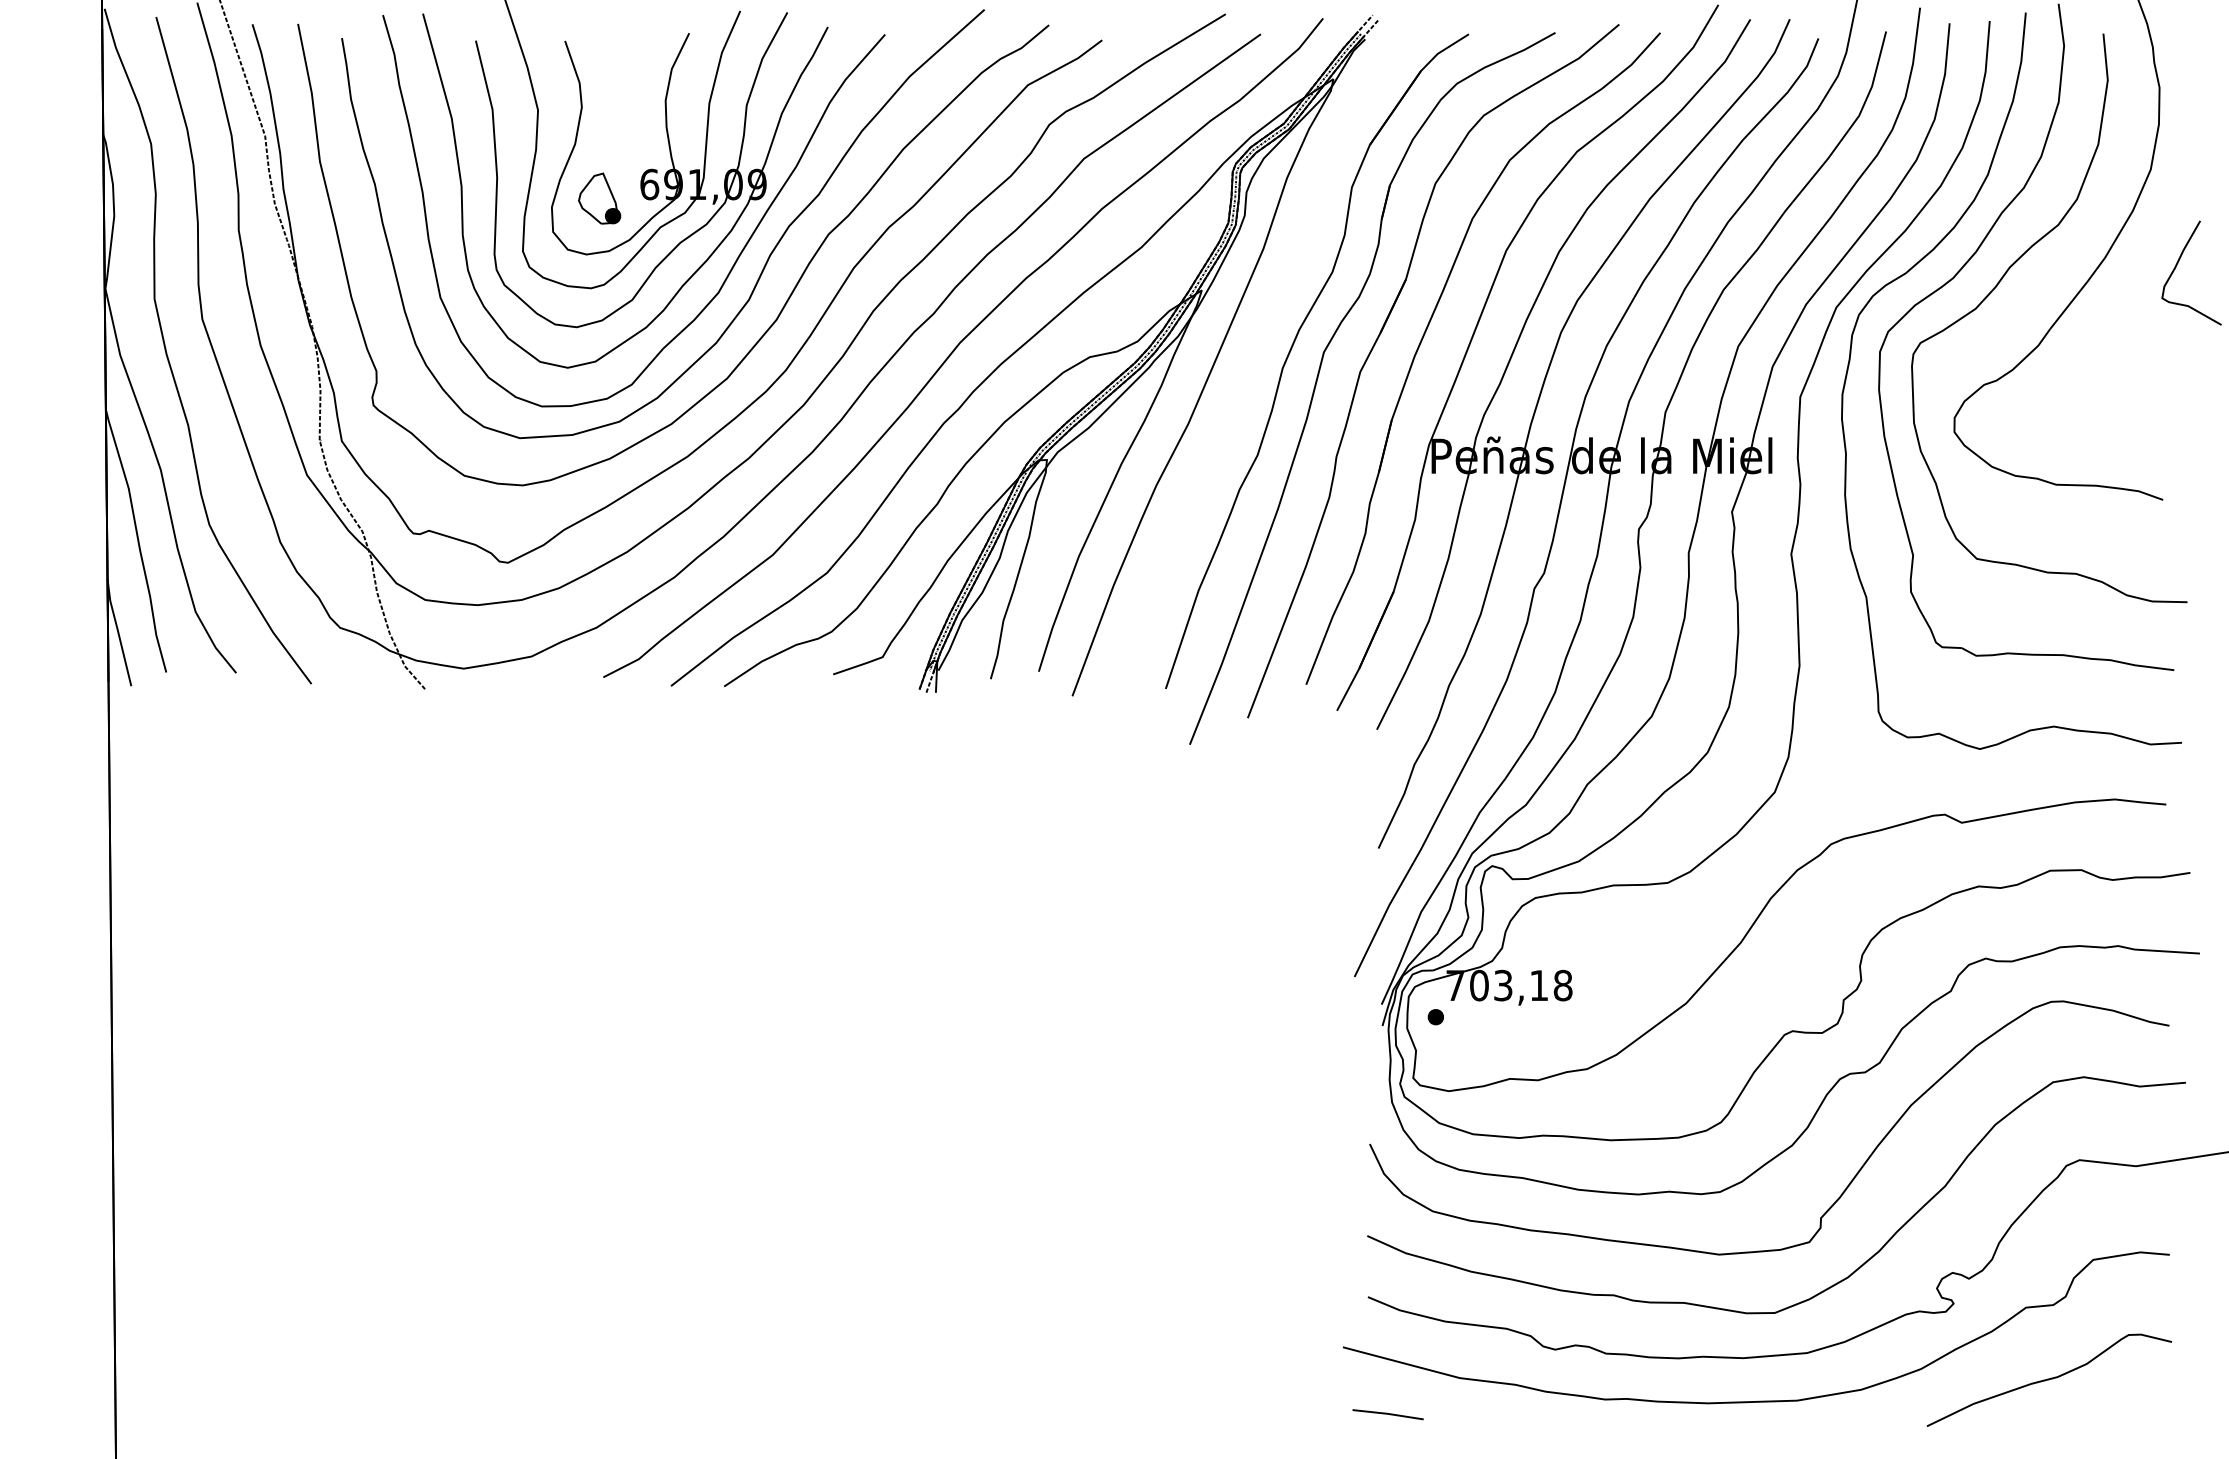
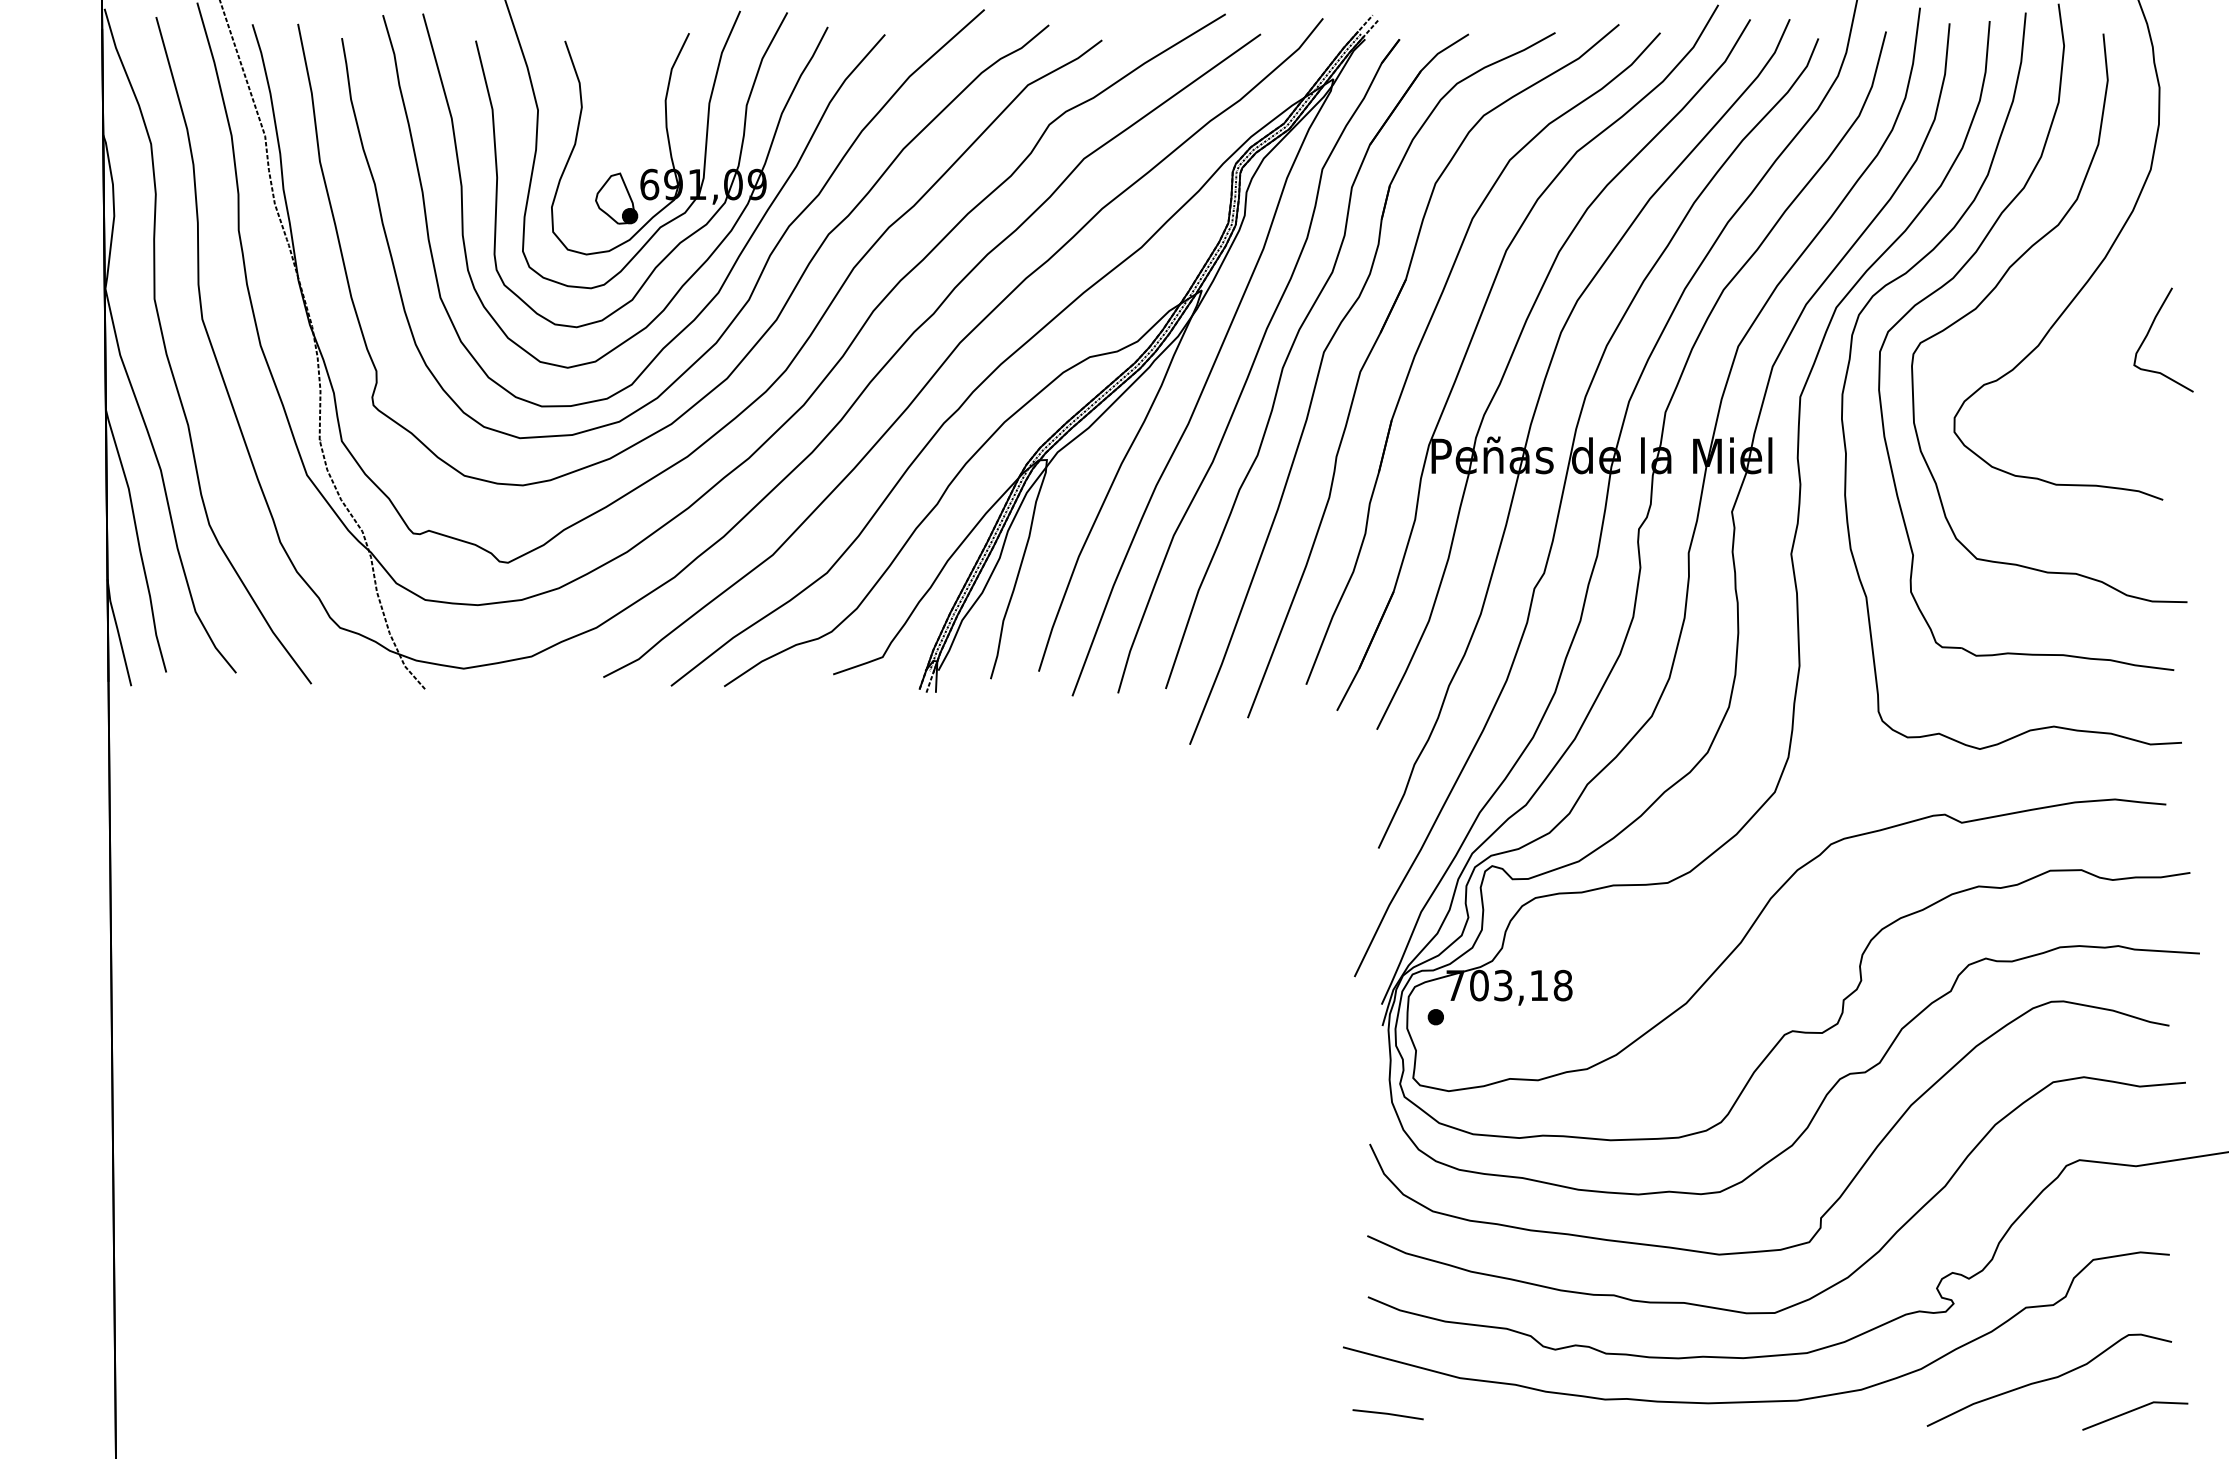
part position: (599, 198) -> (616, 198) (616, 198)
curve position: (2177, 265) -> (2149, 332) (2149, 332)
part: none -> present (1258, 366)
line: none -> present (2133, 1411)
